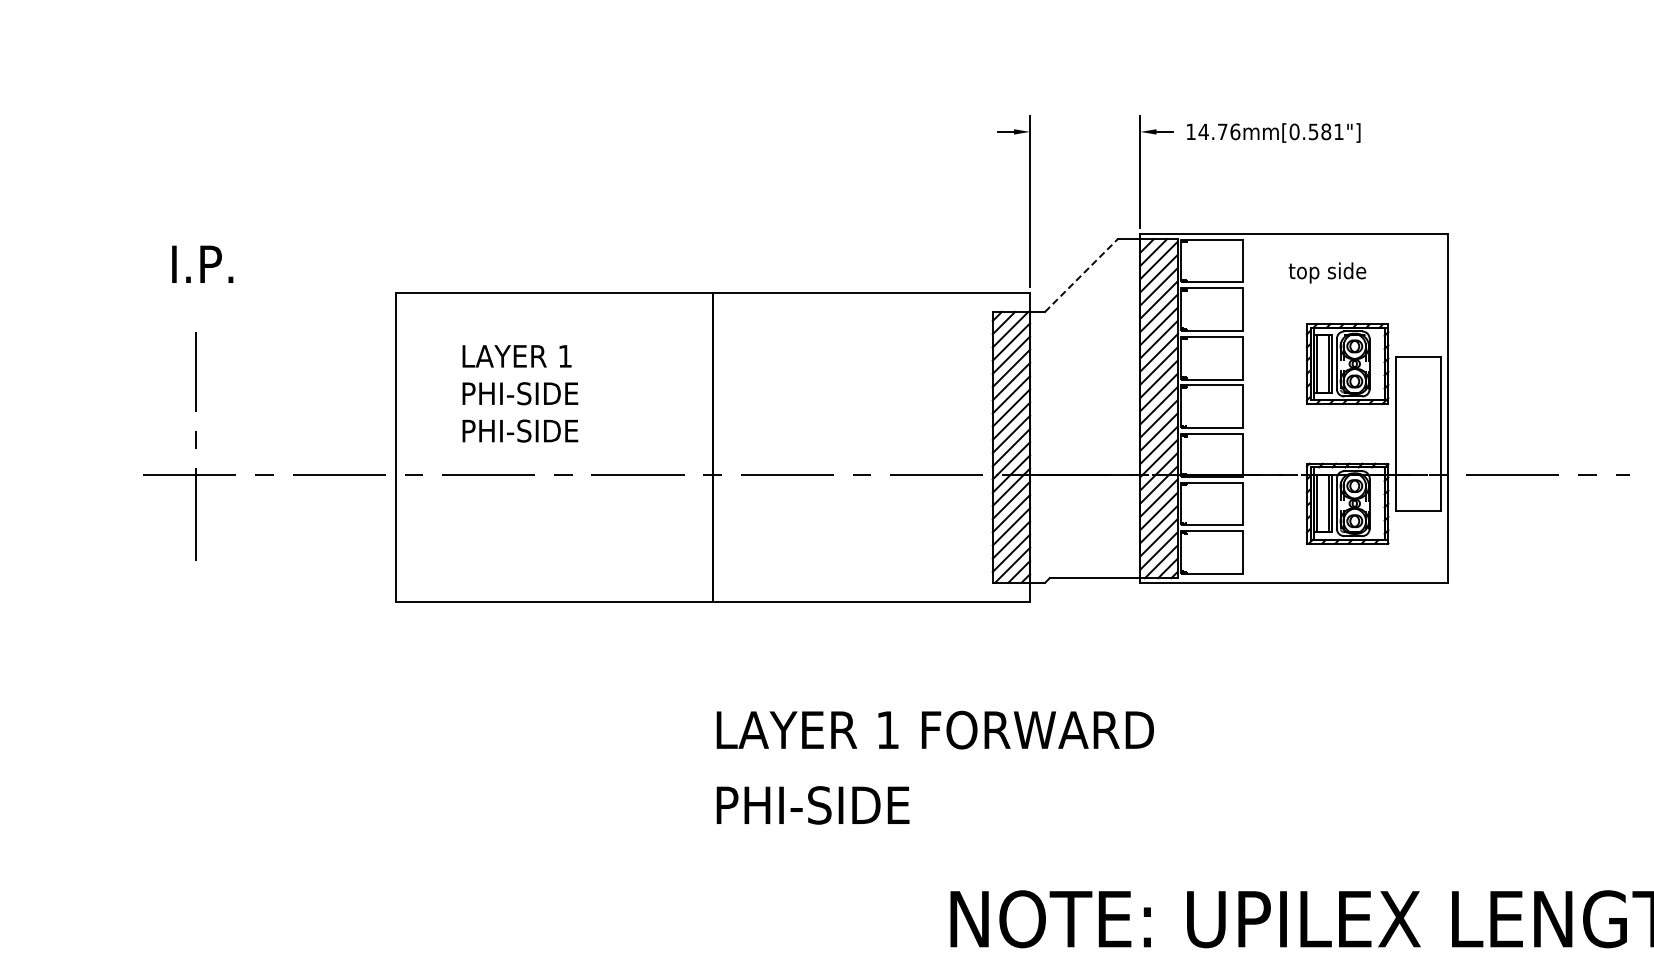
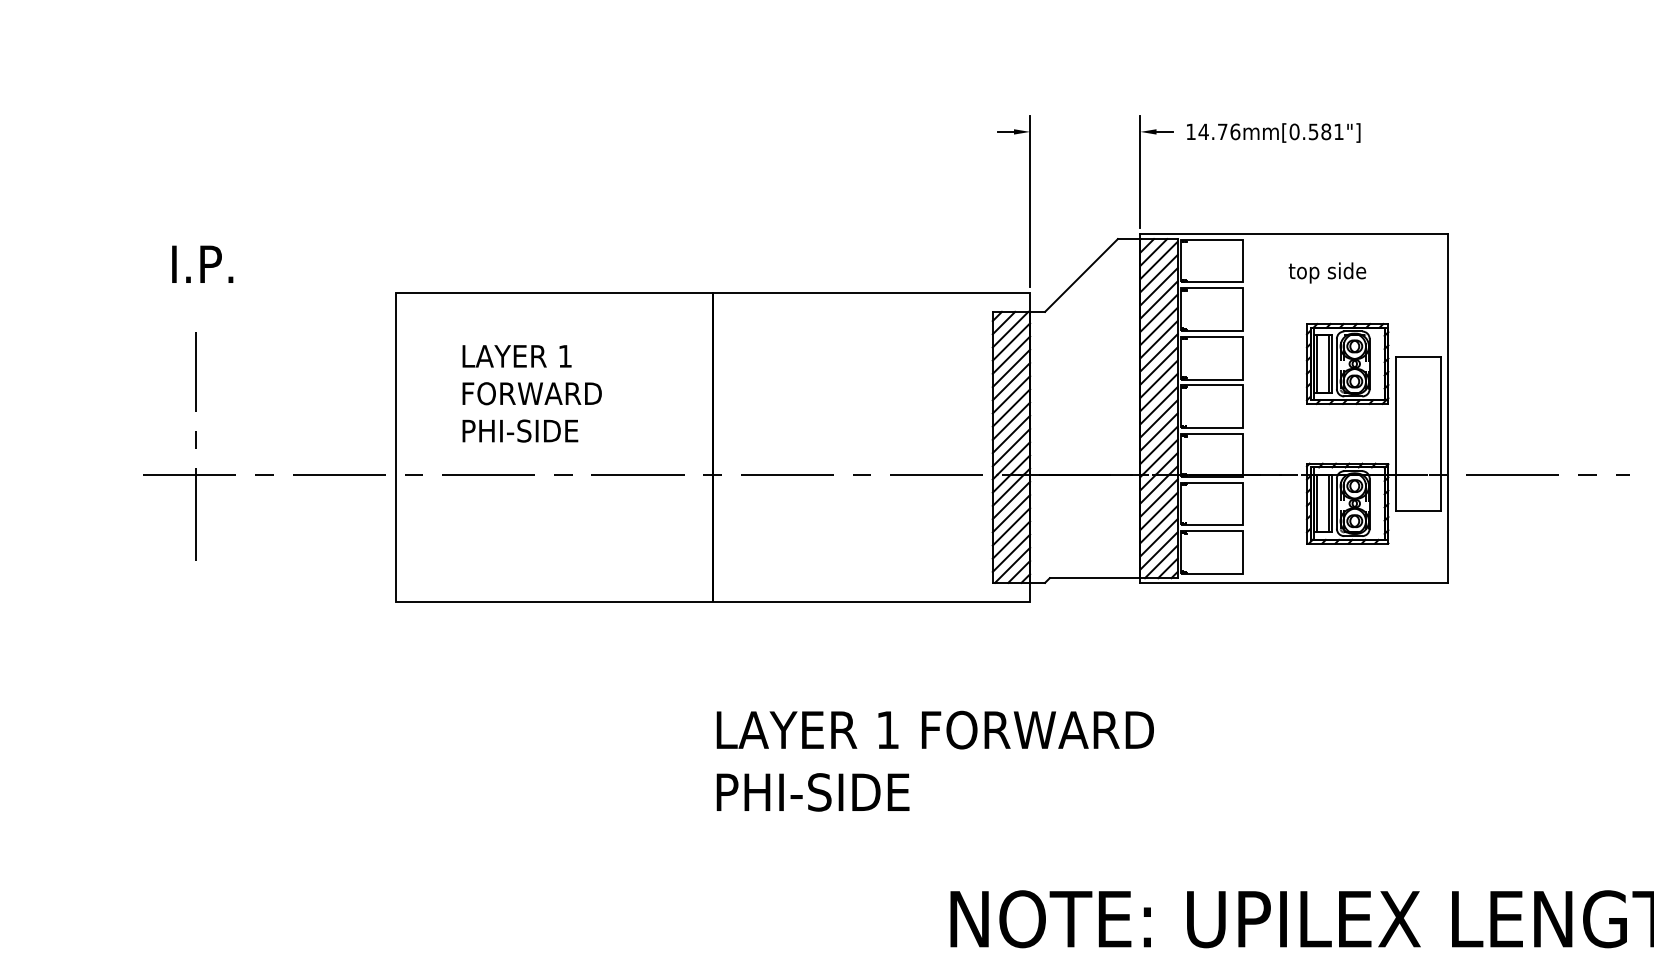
line: dashed -> solid (1081, 275)
text: PHI-SIDE -> FORWARD (533, 393)
text position: (812, 805) -> (812, 792) (812, 792)
